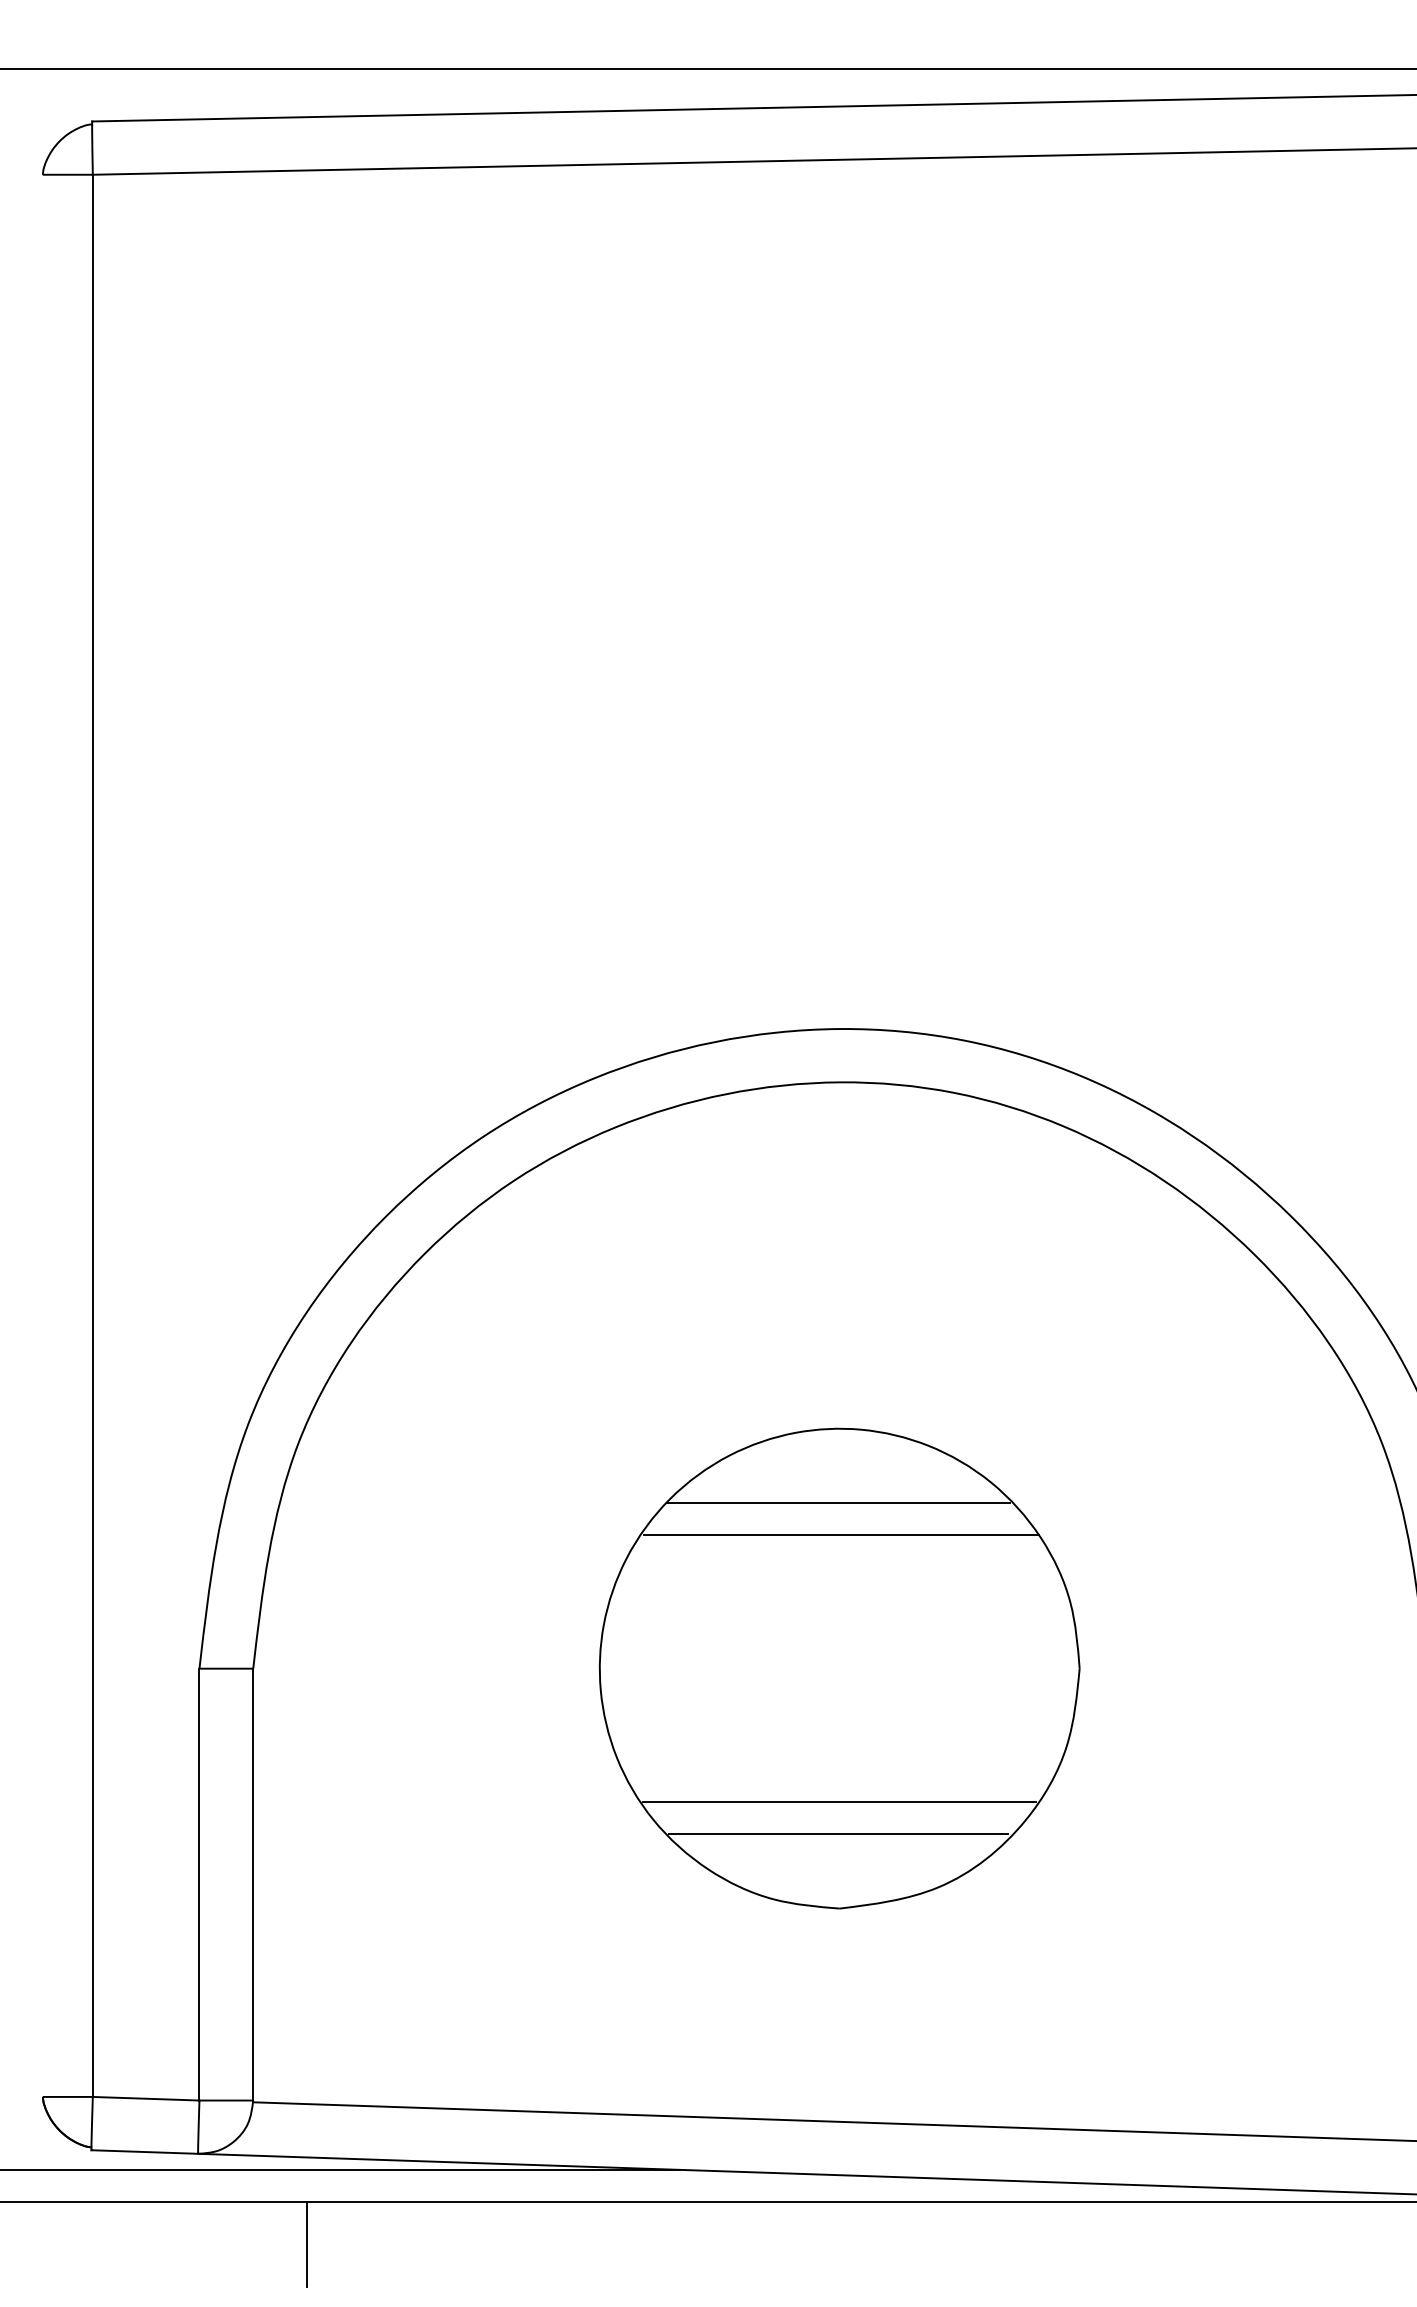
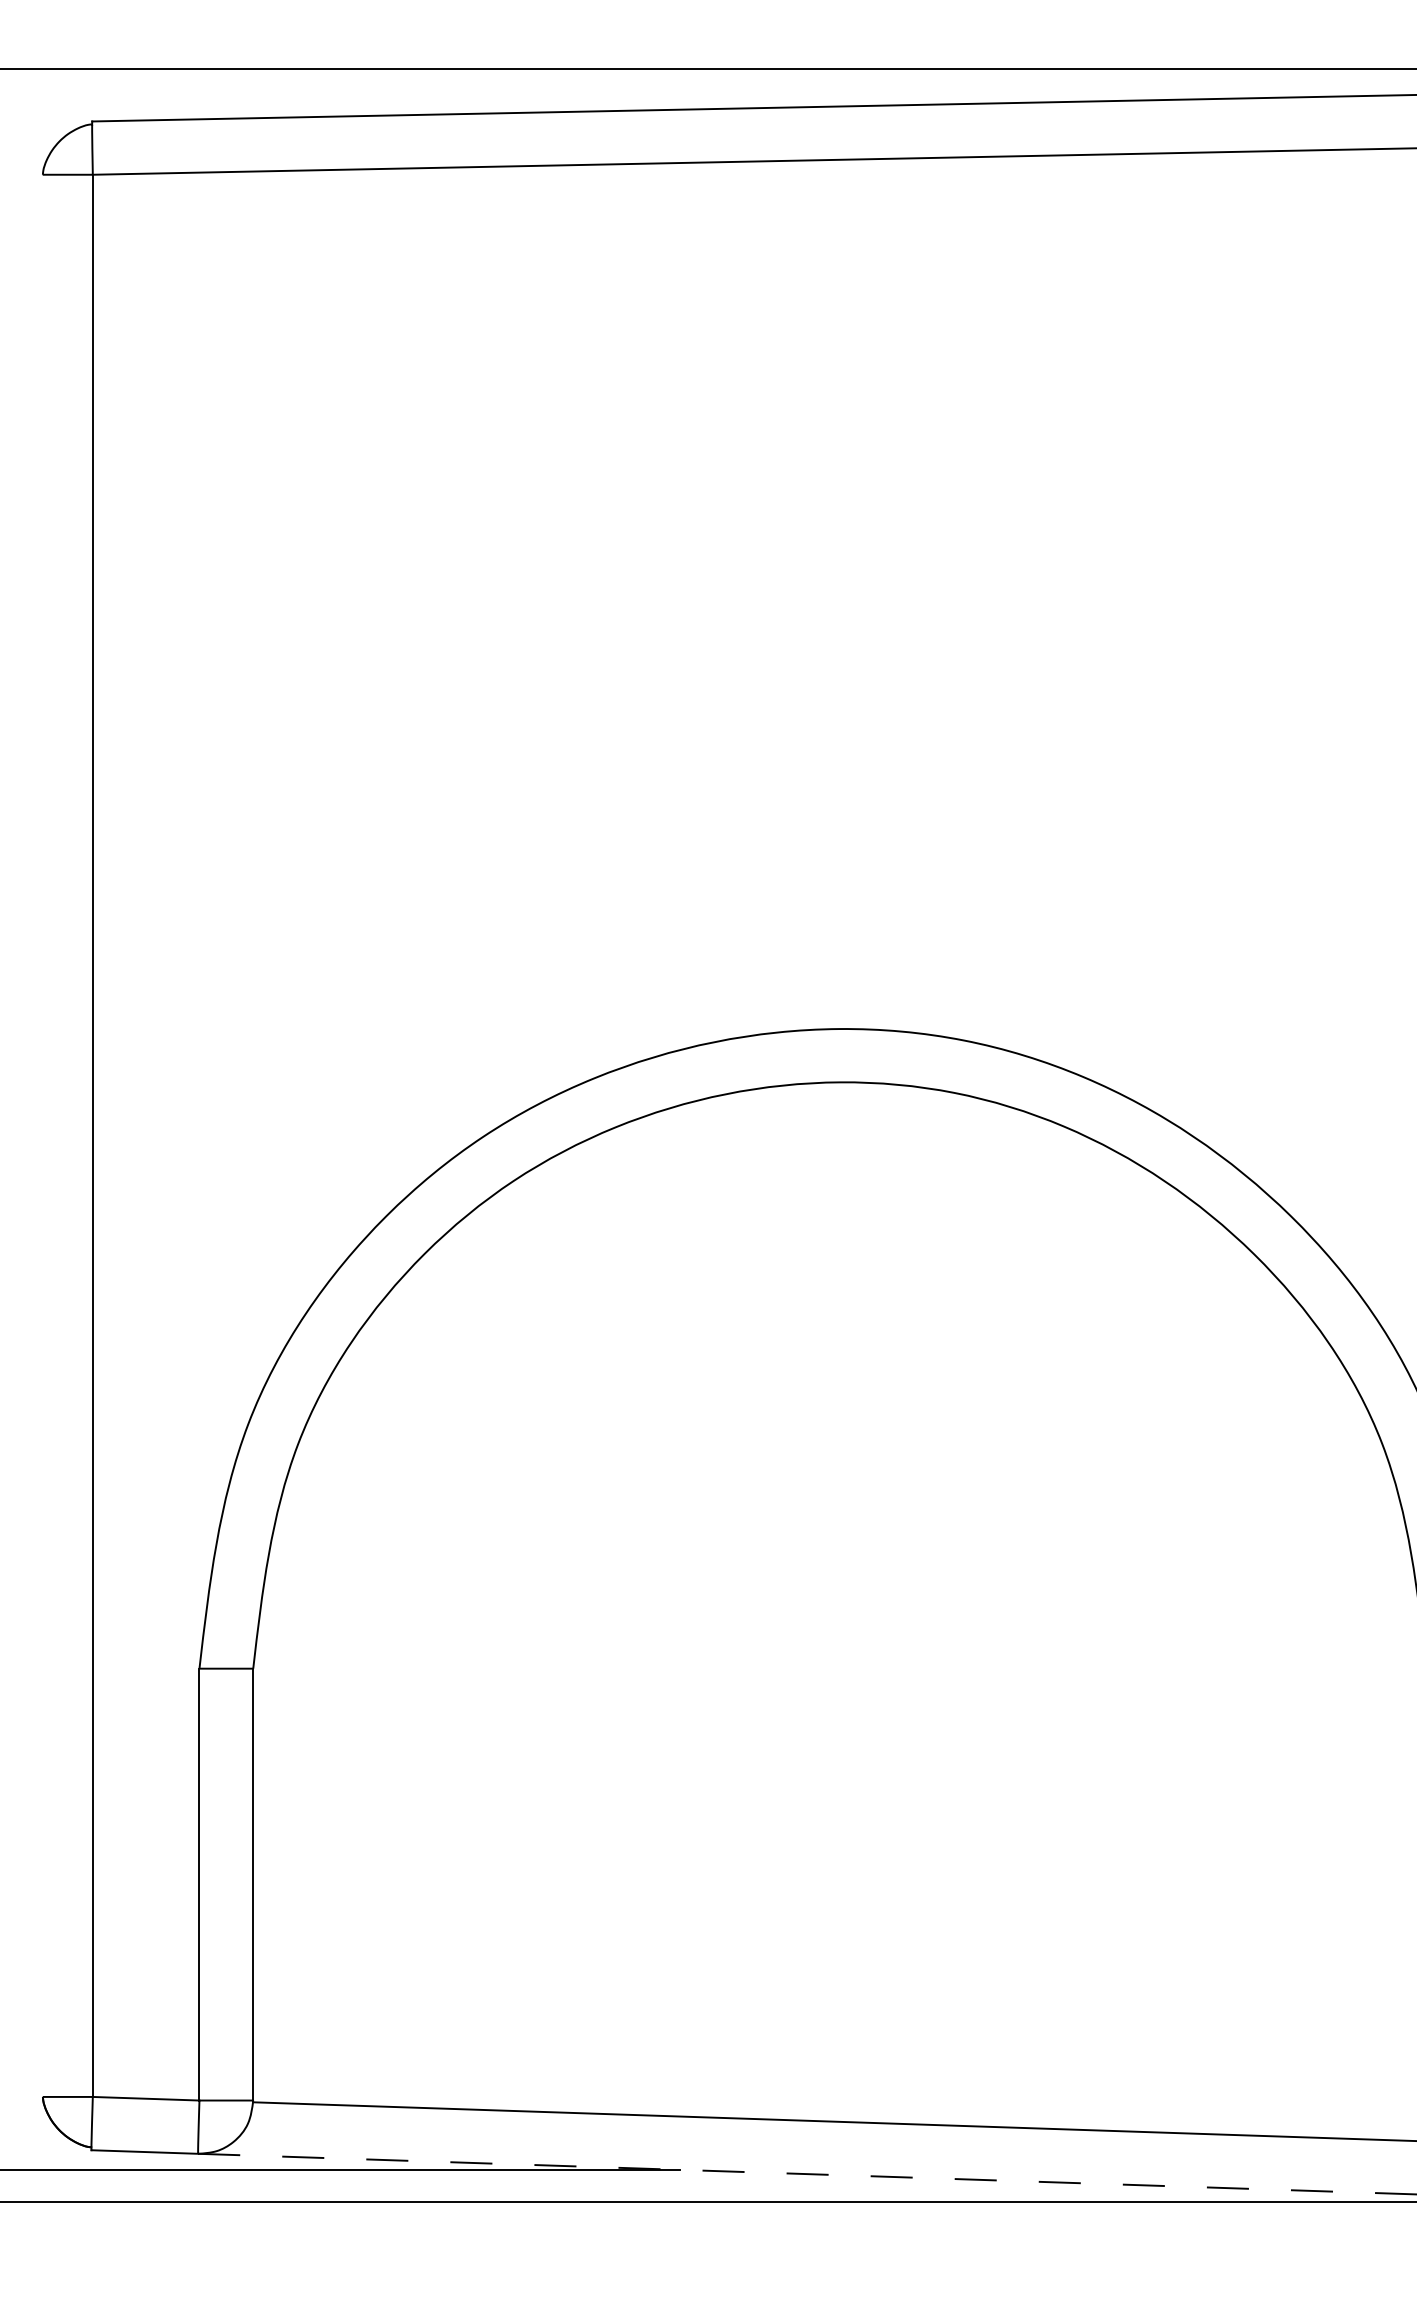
part: present -> none (839, 1668)
line: solid -> dashed (807, 2174)
line: present -> none (306, 2244)
